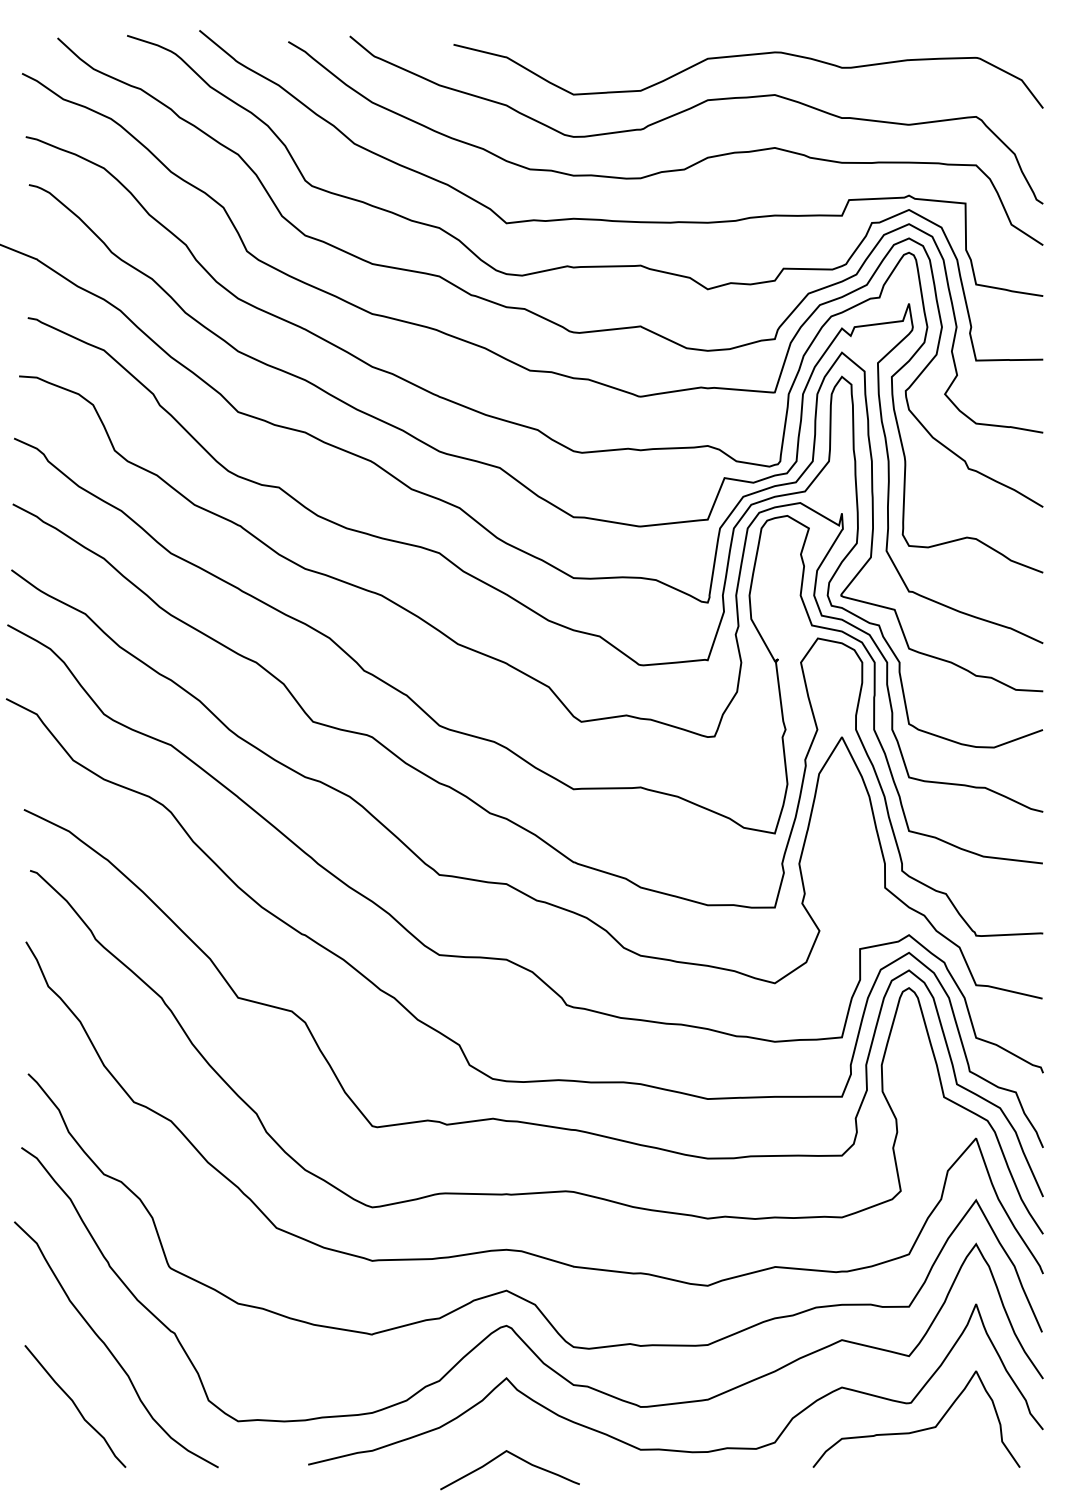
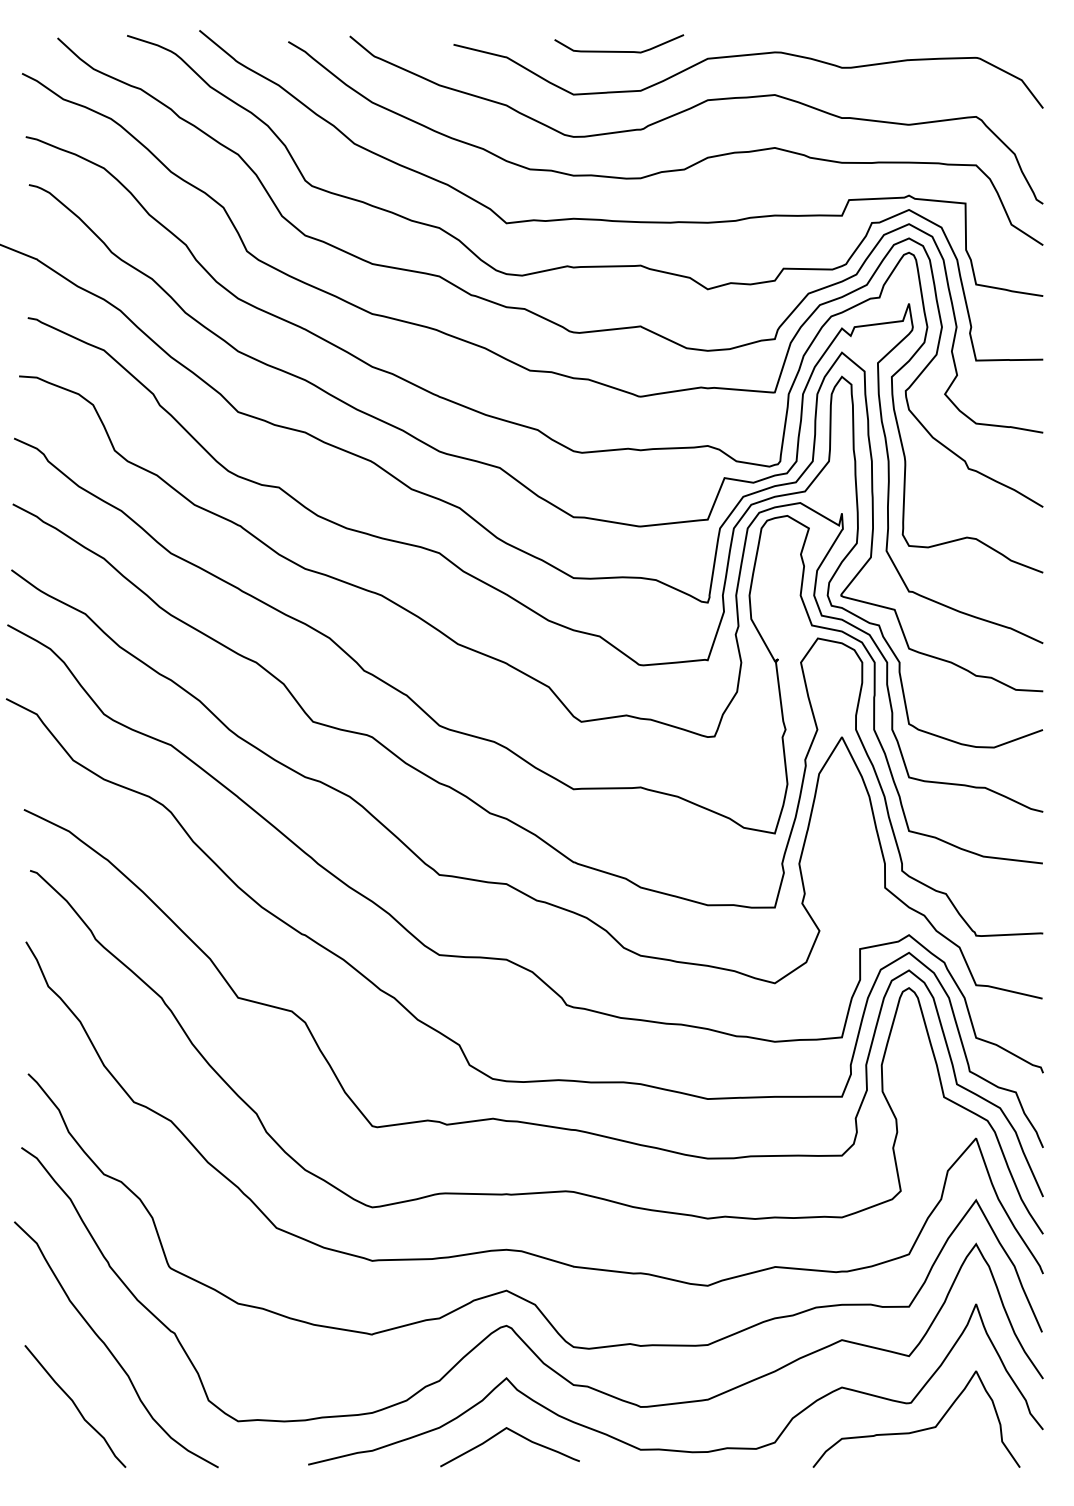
curve: none -> present (619, 51)
curve position: (516, 1457) -> (516, 1434) (516, 1434)
